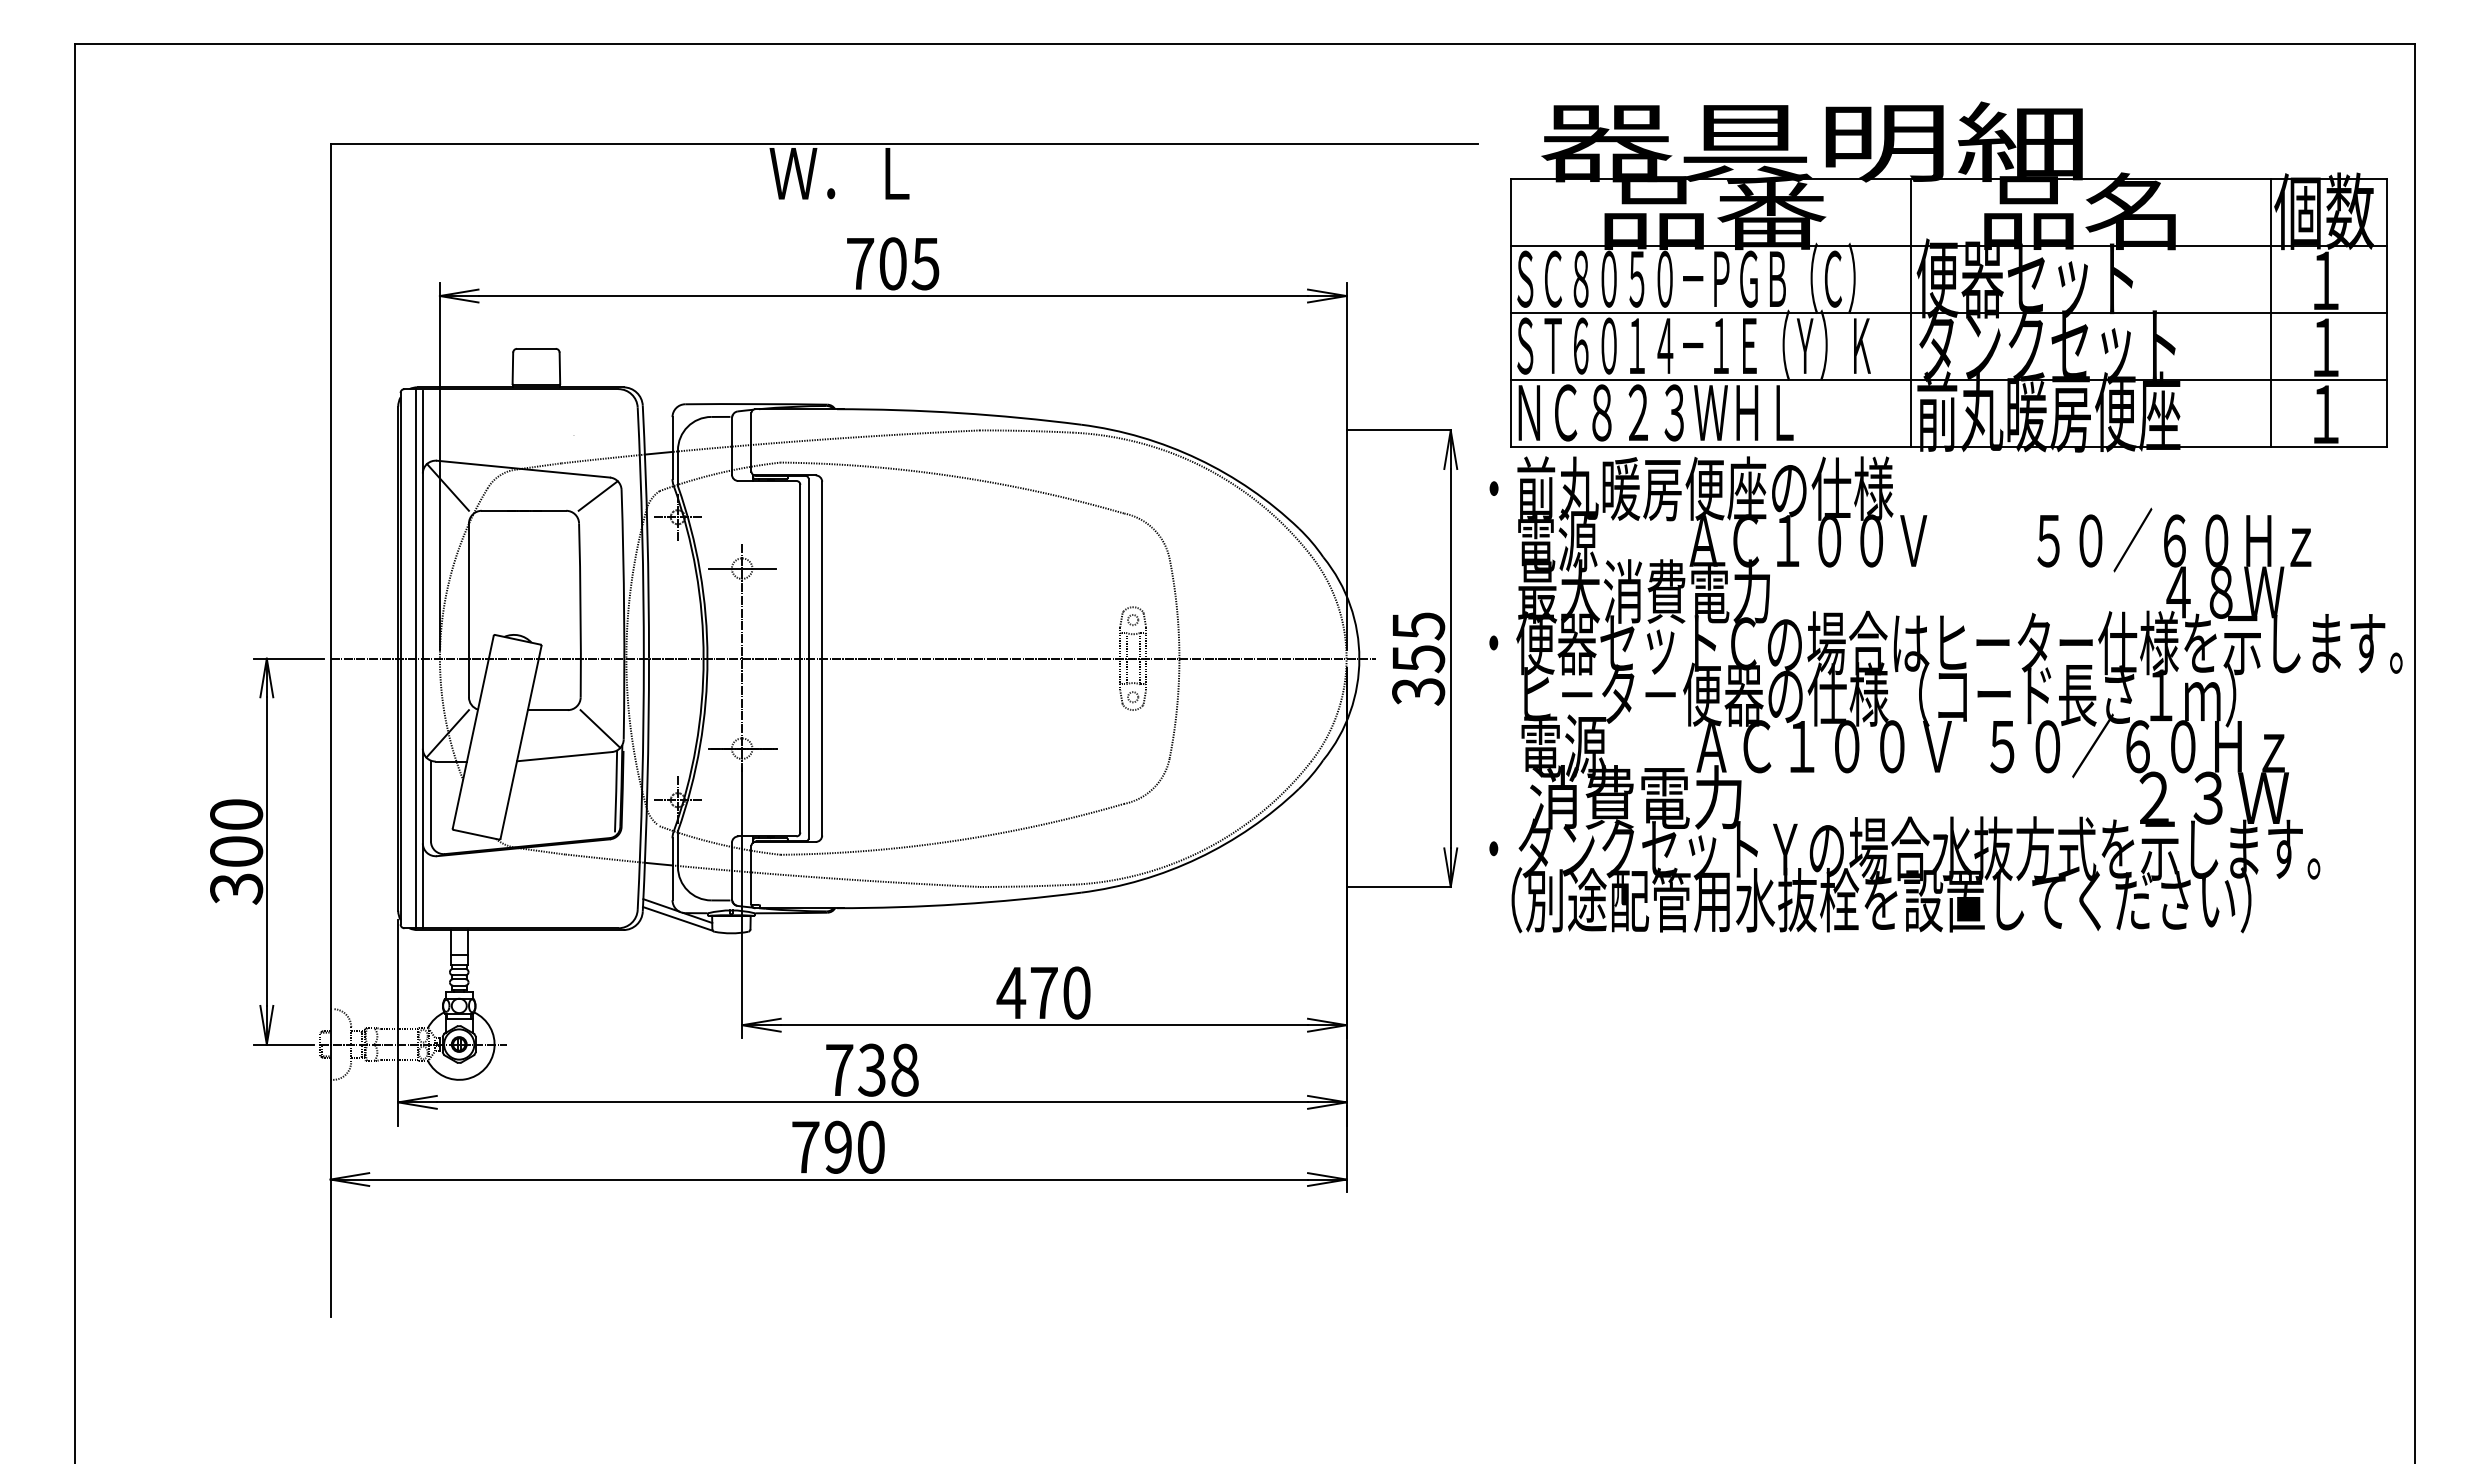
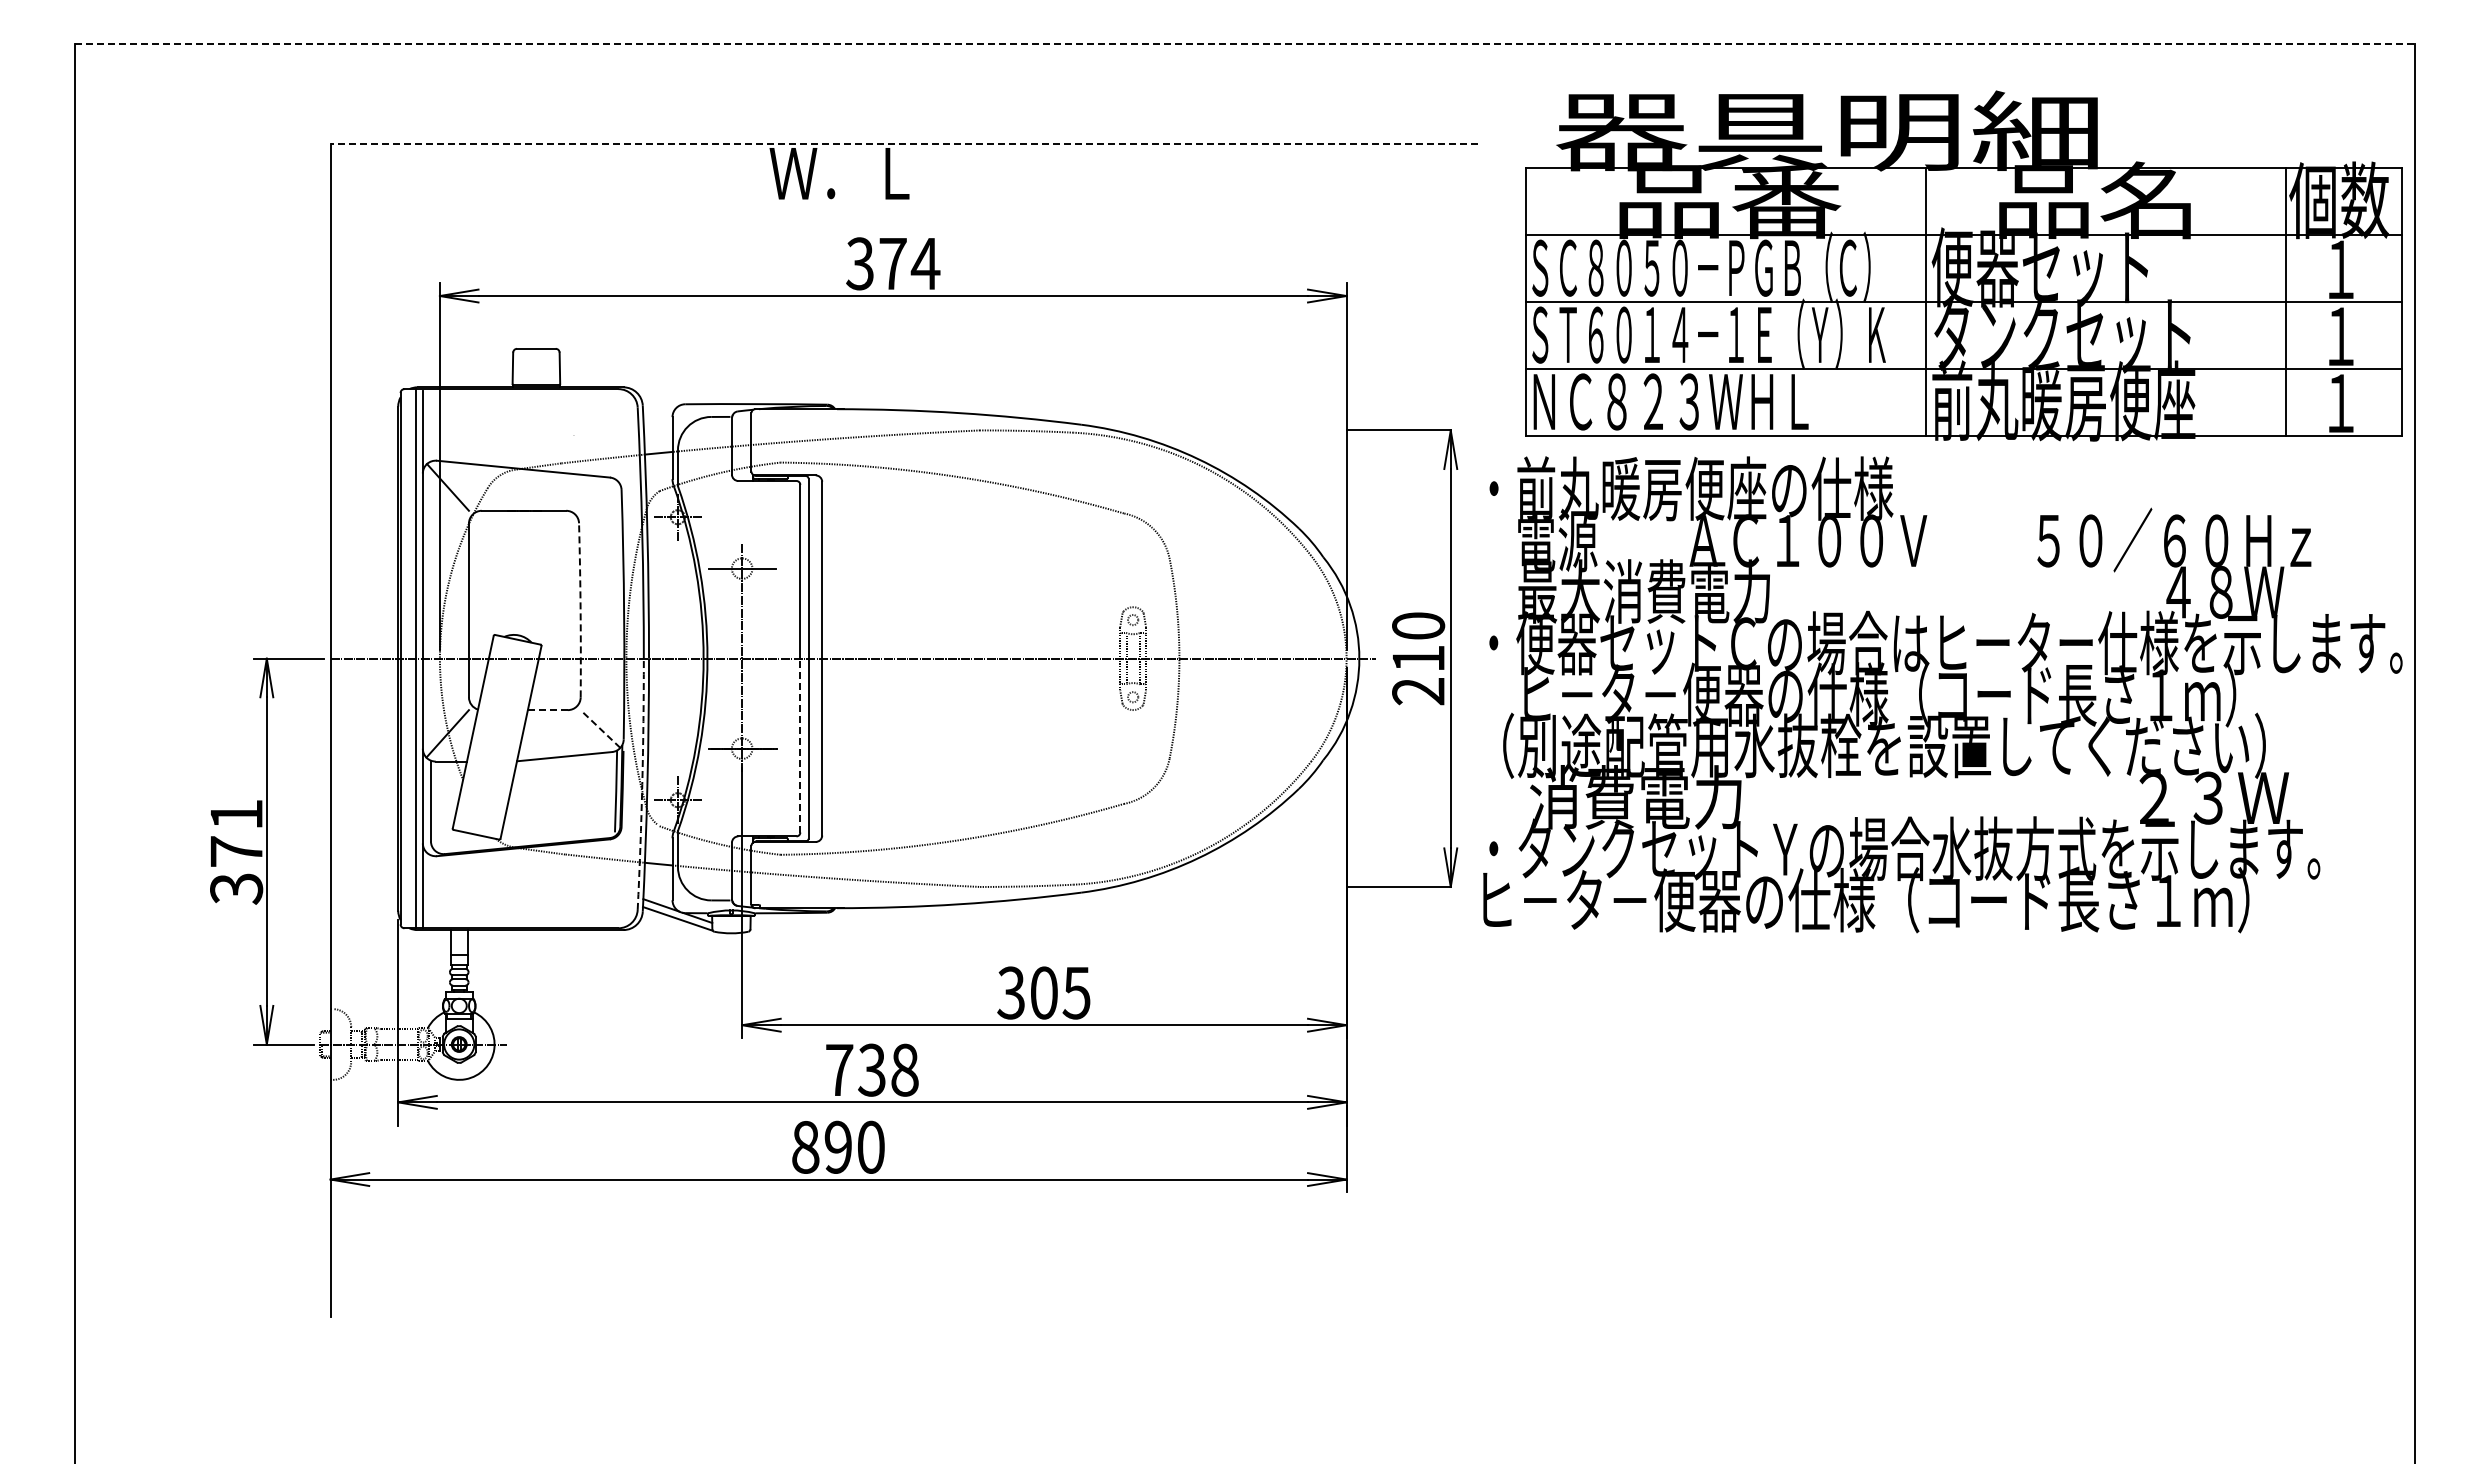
line: solid -> dashed (1245, 43)
line: solid -> dashed (904, 144)
text: 705 -> 374 (893, 263)
part position: (1948, 276) -> (1963, 265) (1963, 265)
line: present -> none (597, 495)
arc: solid -> dashed (580, 610)
text: 355 -> 210 (1418, 658)
line: solid -> dashed (547, 710)
line: solid -> dashed (600, 728)
line: solid -> dashed (800, 745)
text: 電源        ＡＣ１００Ｖ  ５０／６０Ｈｚ -> （別途配管用水抜栓を設置してください） (1893, 745)
arc: solid -> dashed (642, 784)
text: 300 -> 371 (236, 832)
text: （別途配管用水抜栓を設置してください） -> ヒ－タ－便器の仕様（コード長さ１ｍ） (1867, 900)
text: 470 -> 305 (1043, 992)
text: 790 -> 890 (805, 1147)
